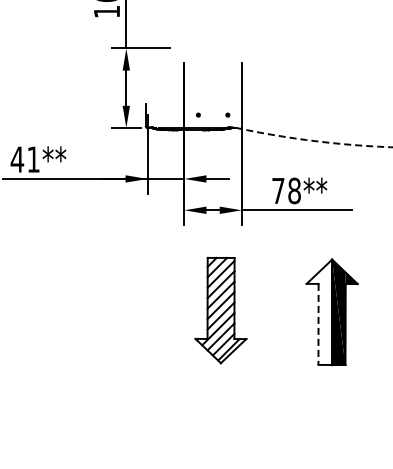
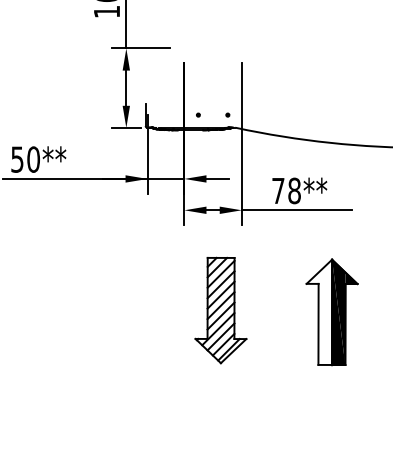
arc: dashed -> solid (313, 140)
text: 41** -> 50** (24, 159)
line: dashed -> solid (318, 324)
